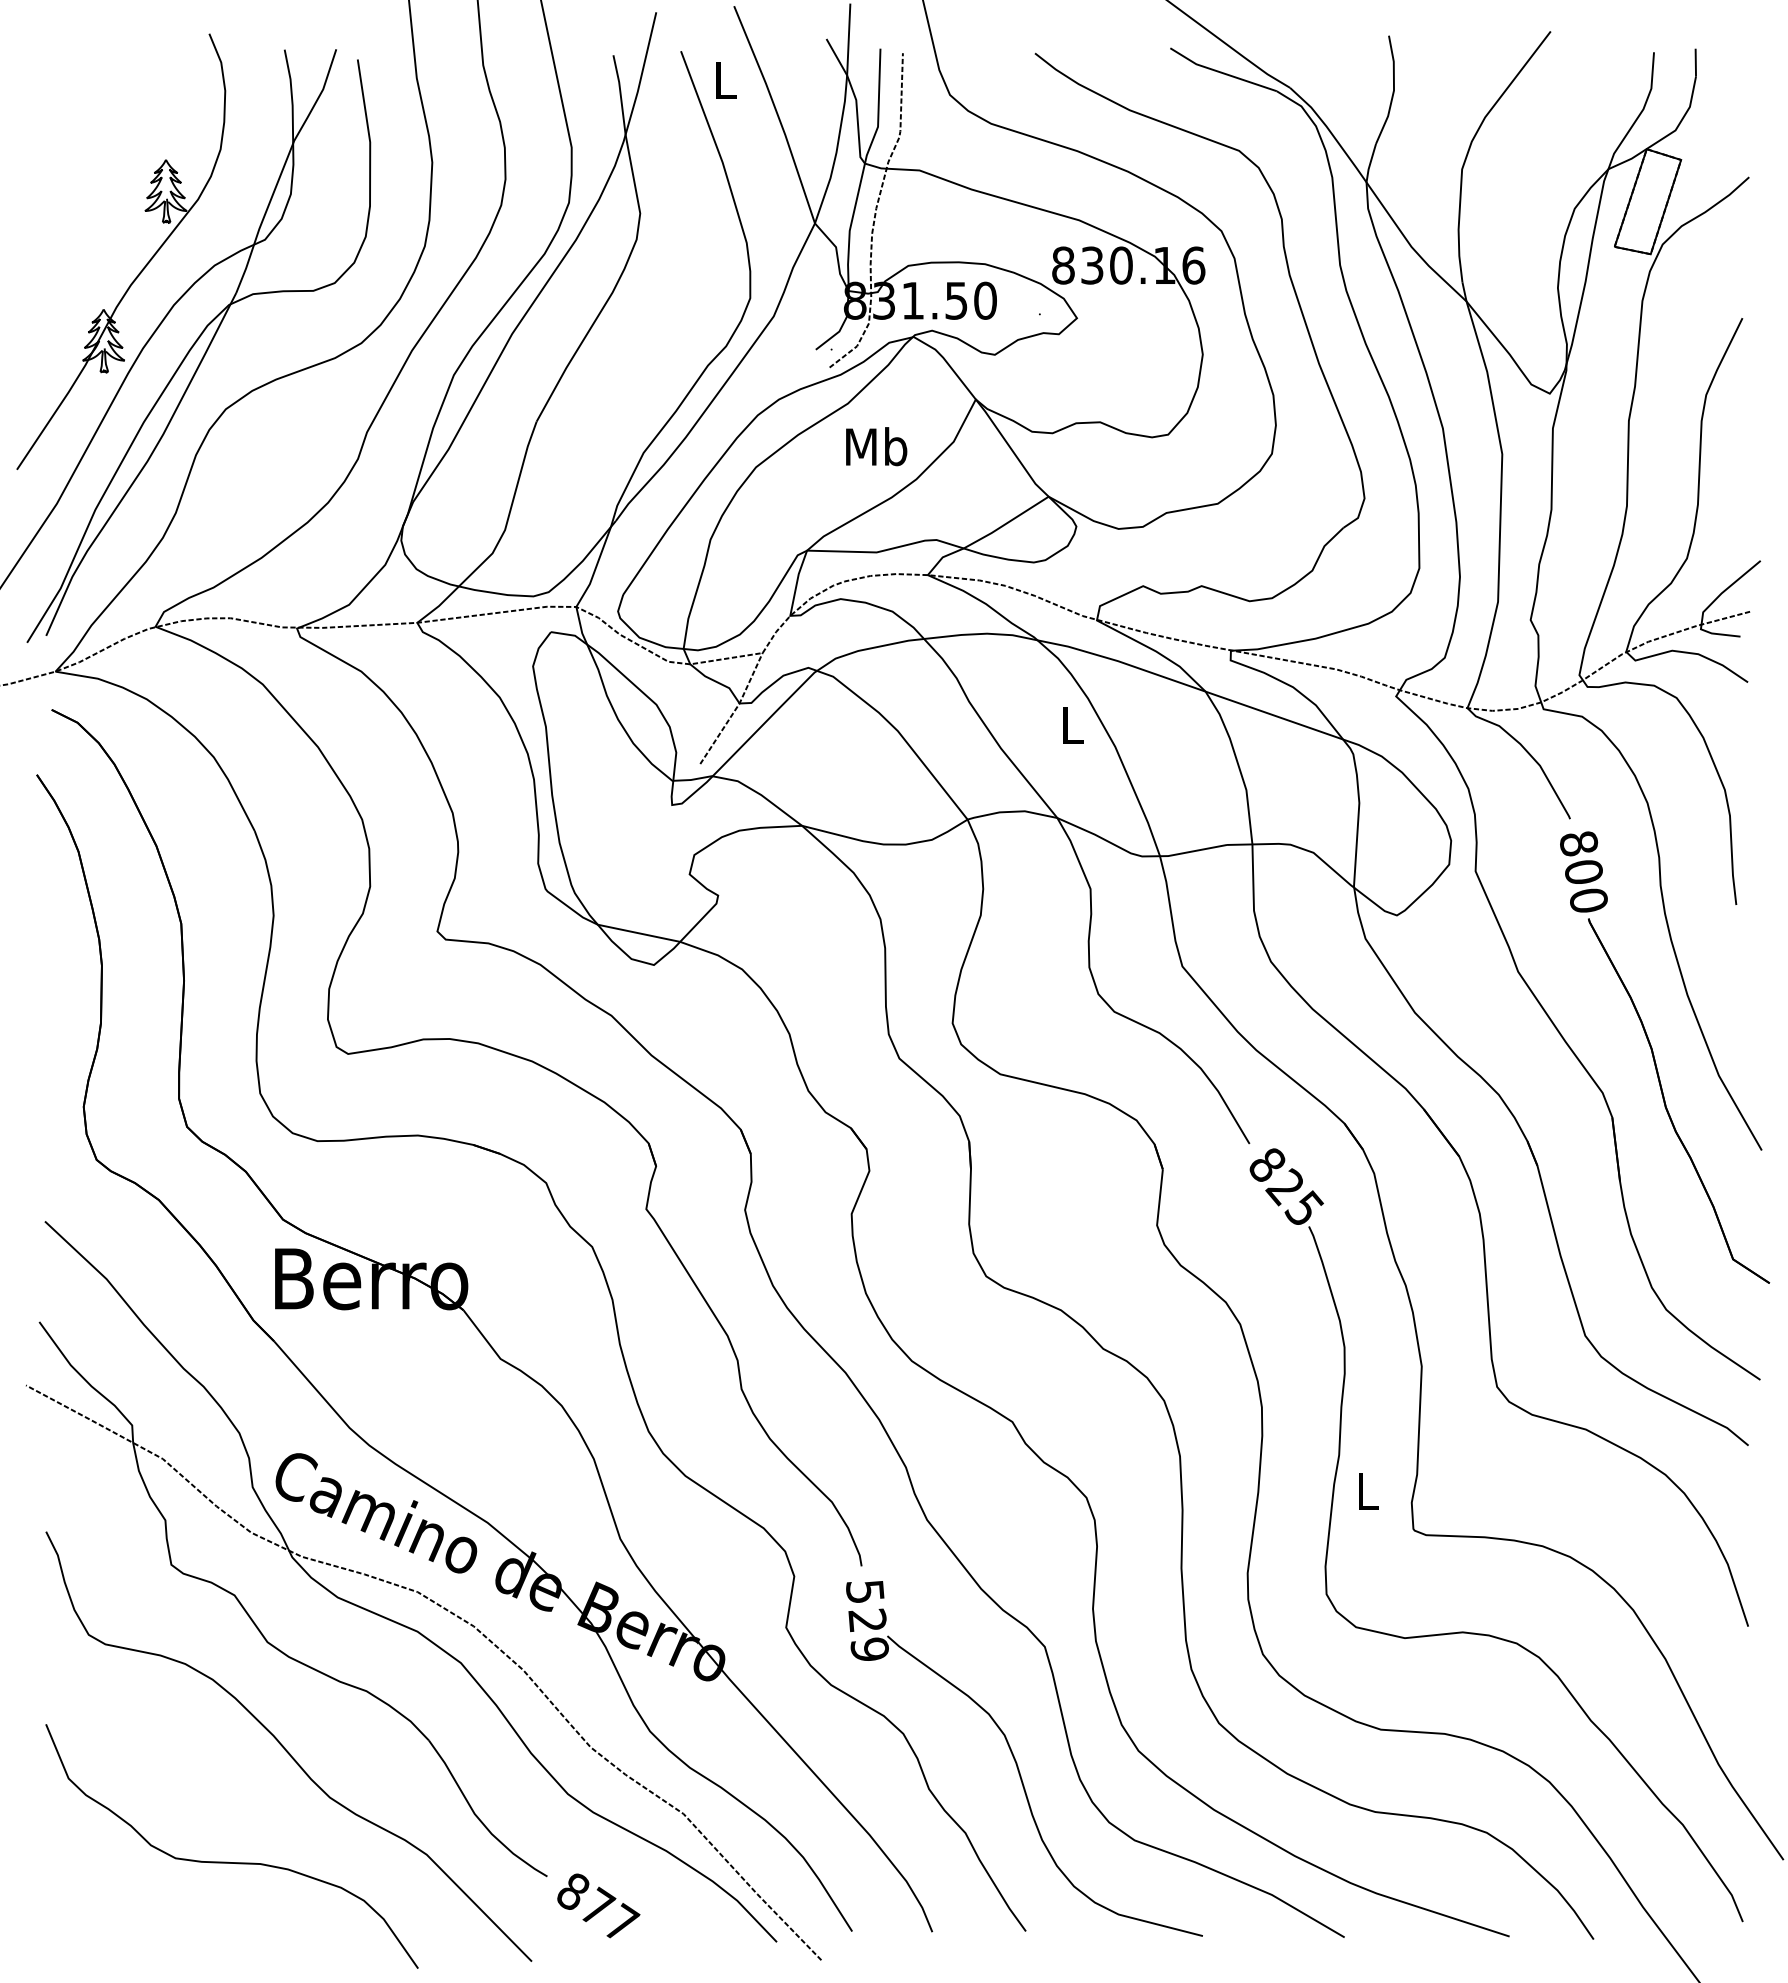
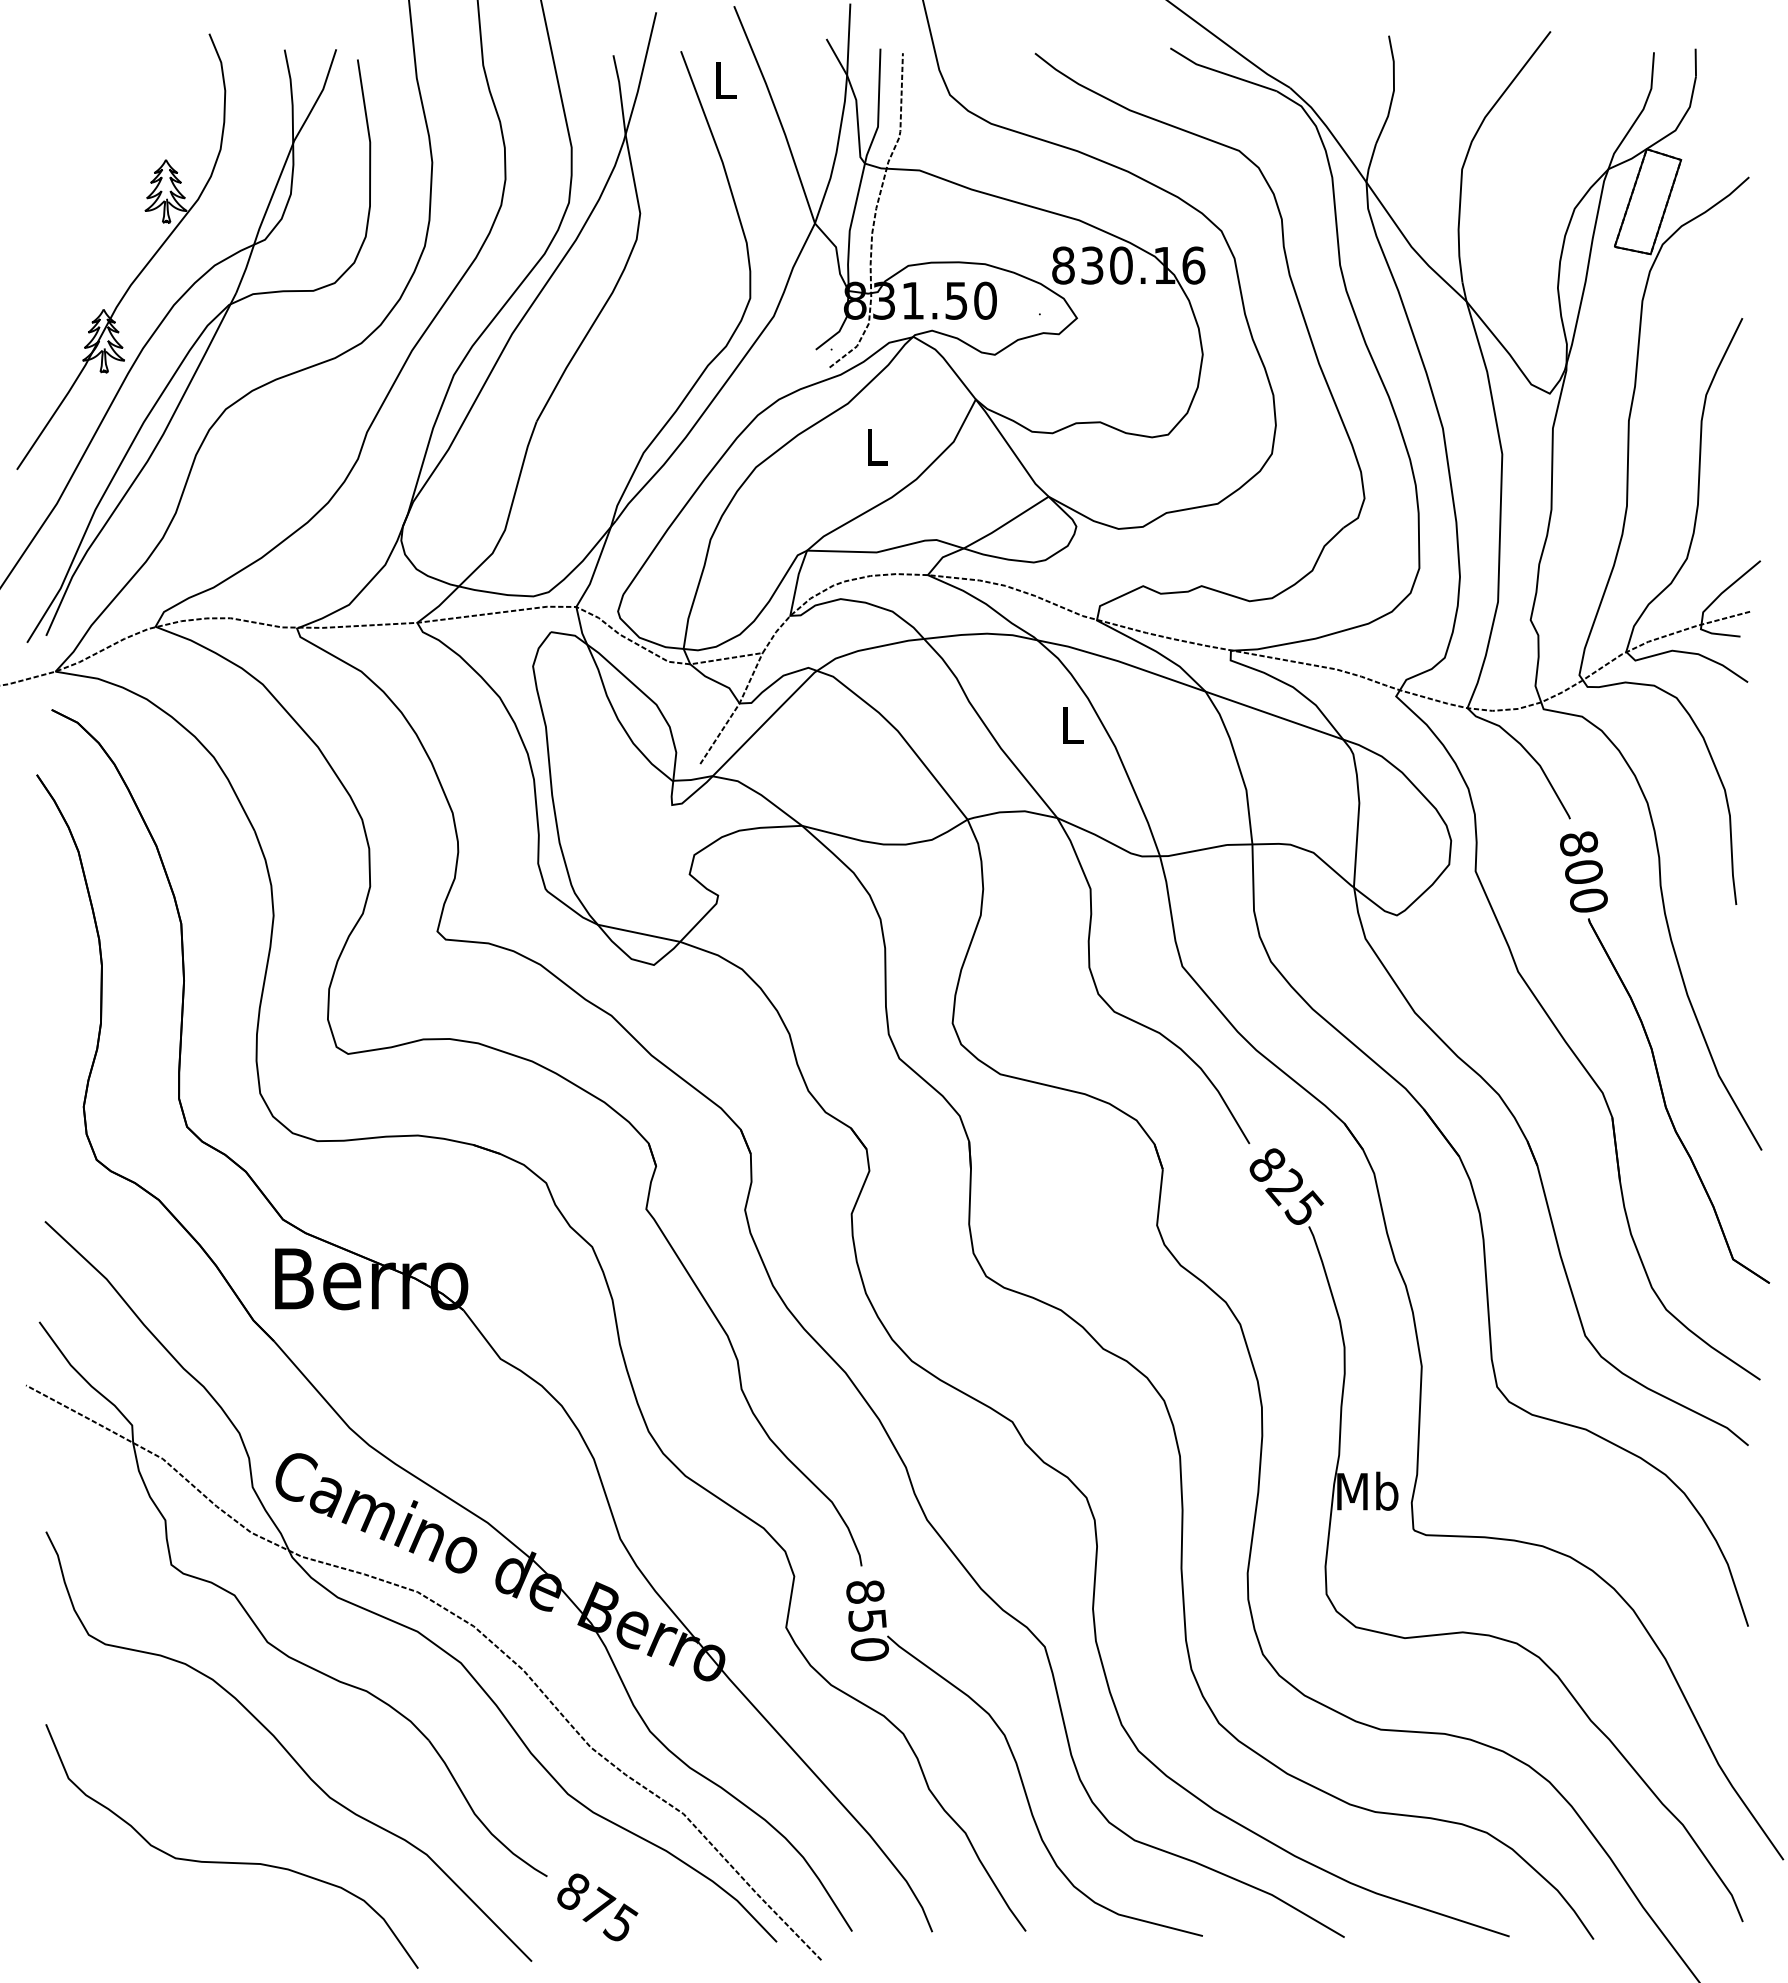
text: Mb -> L (876, 446)
text: L -> Mb (1367, 1490)
text: 529 -> 850 (867, 1620)
text: 877 -> 875 (621, 1922)
